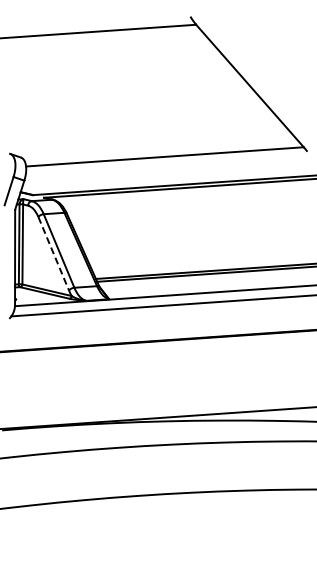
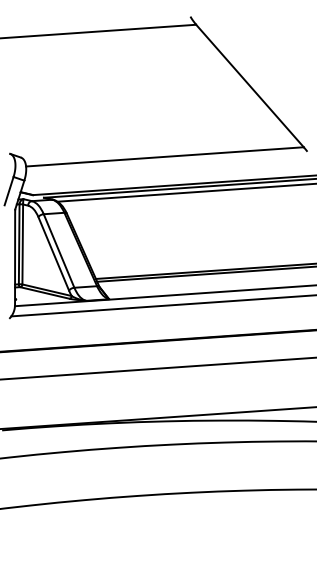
line: none -> present (185, 192)
line: dashed -> solid (53, 253)
line: none -> present (157, 368)
